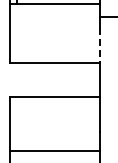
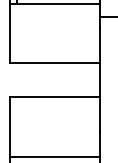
line: dashed -> solid (99, 45)
line position: (54, 150) -> (54, 156) (54, 156)
